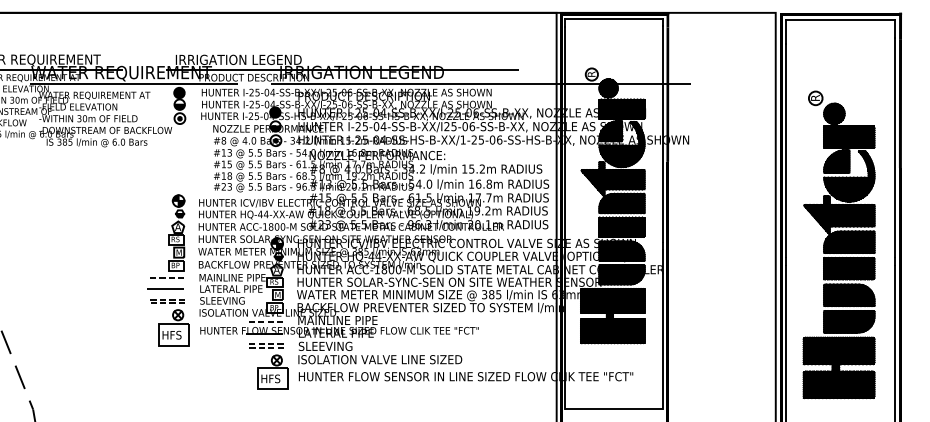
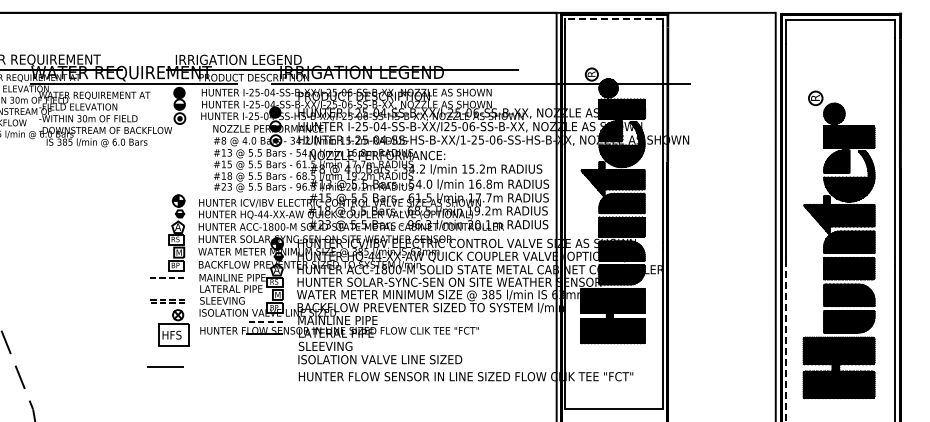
line: solid -> dashed (614, 19)
line position: (165, 288) -> (165, 366) (165, 366)
line: solid -> dashed (786, 343)
part: present -> none (268, 366)
